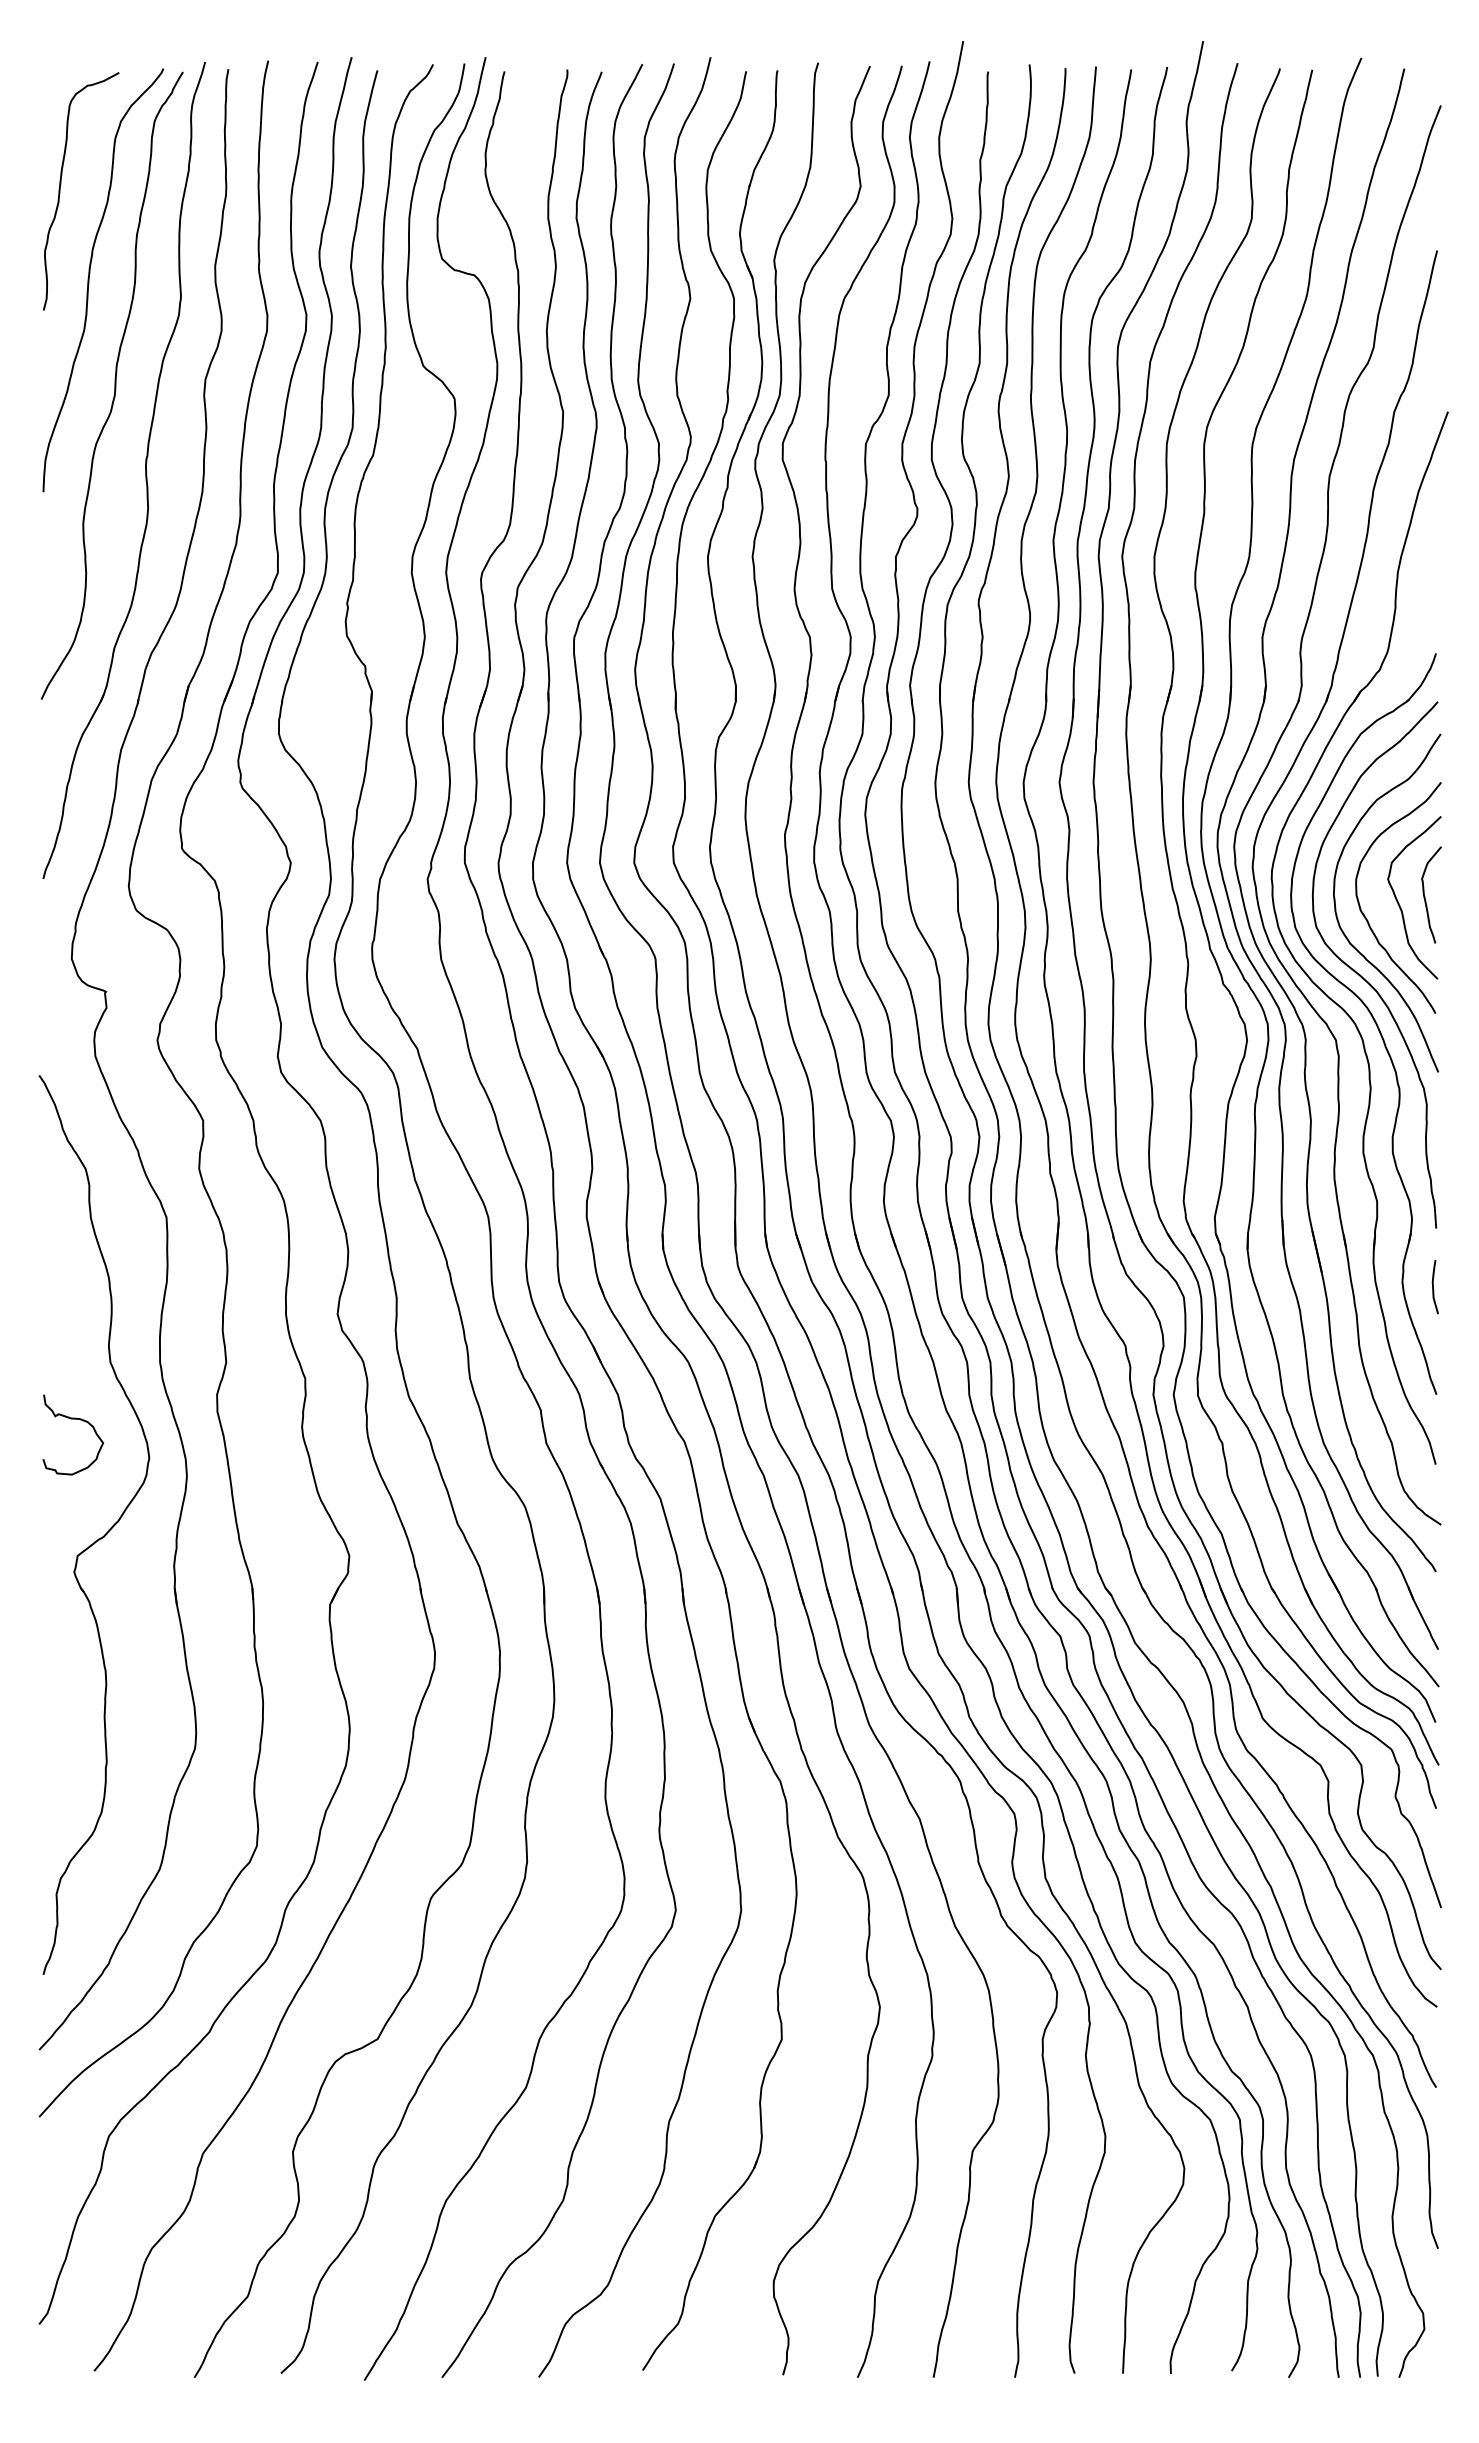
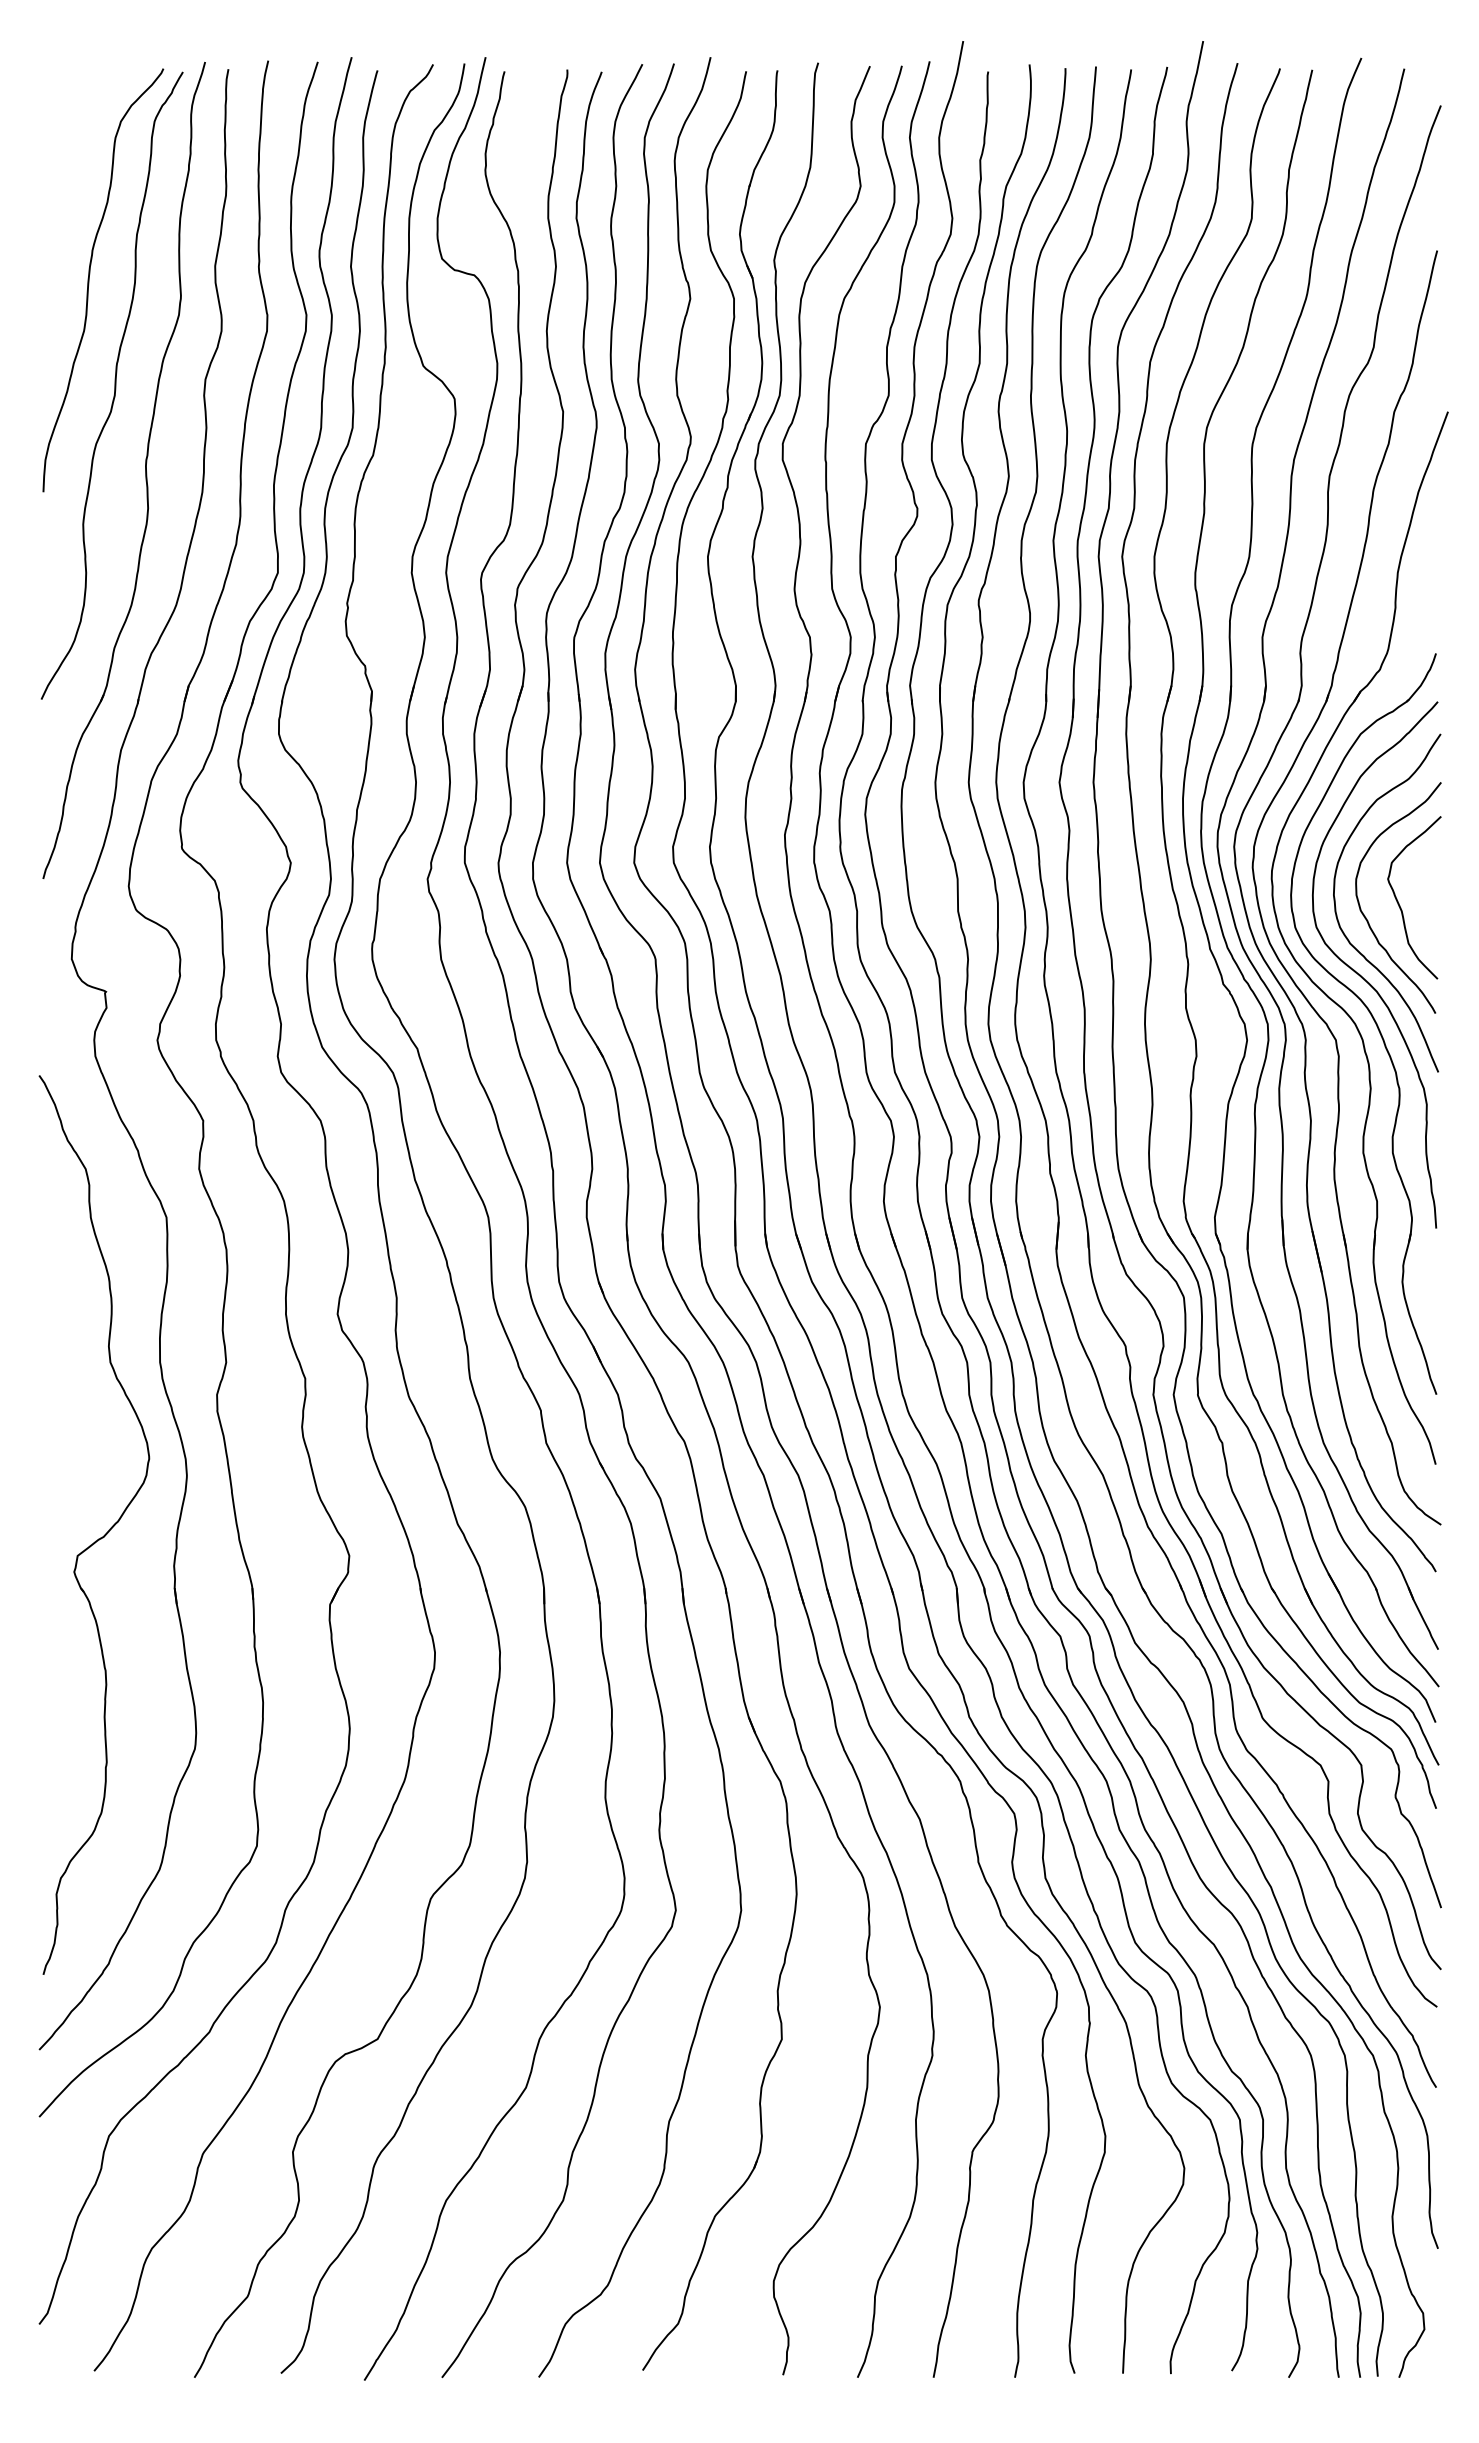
curve: present -> none (60, 191)
curve: present -> none (1425, 896)
curve: present -> none (1433, 1287)
curve: present -> none (72, 1419)
